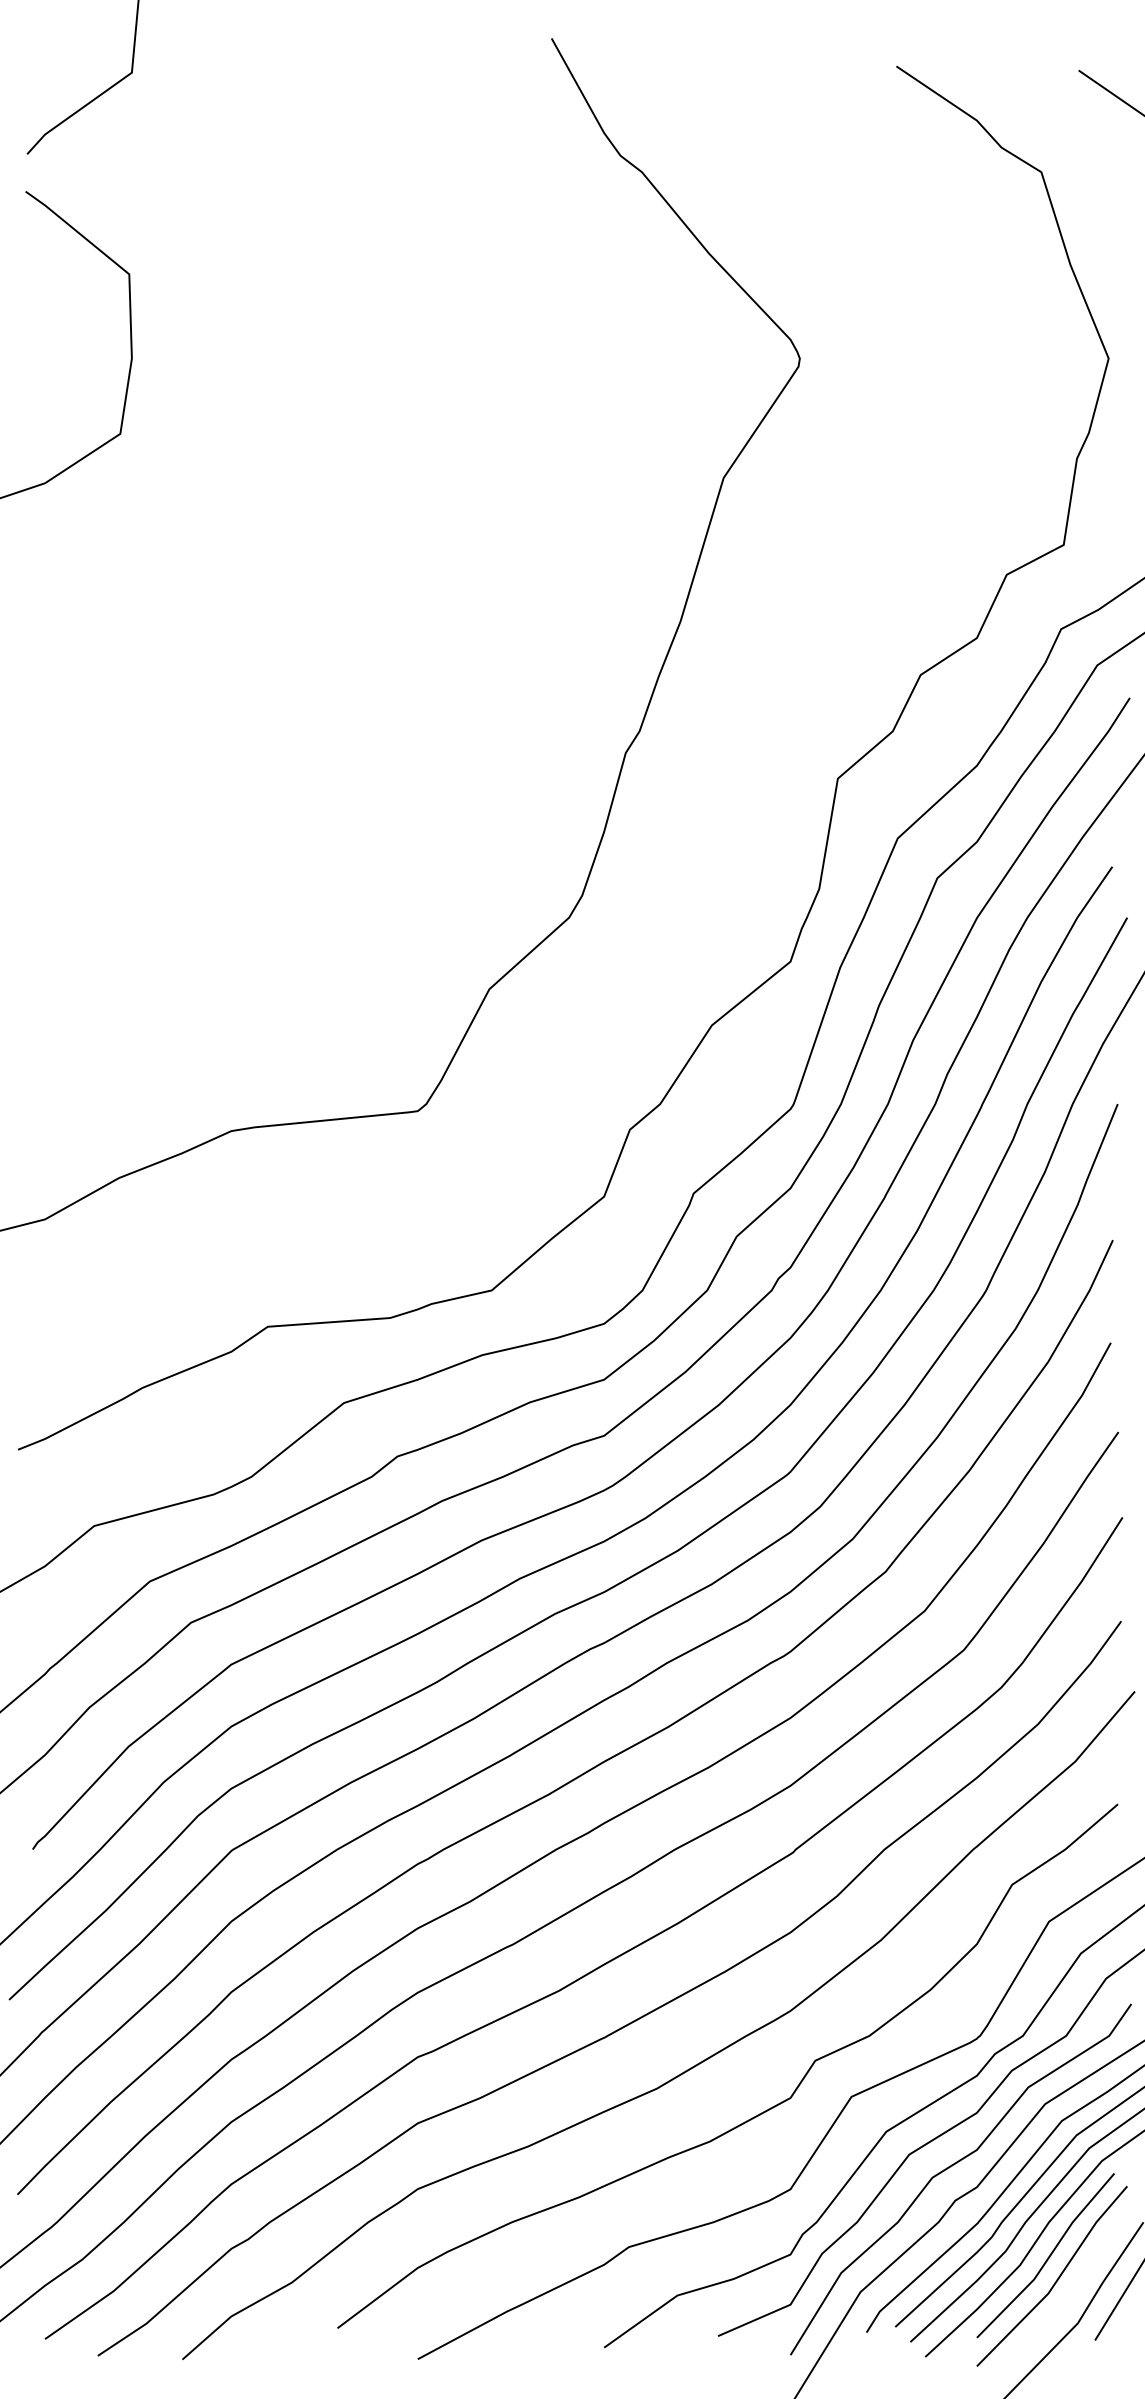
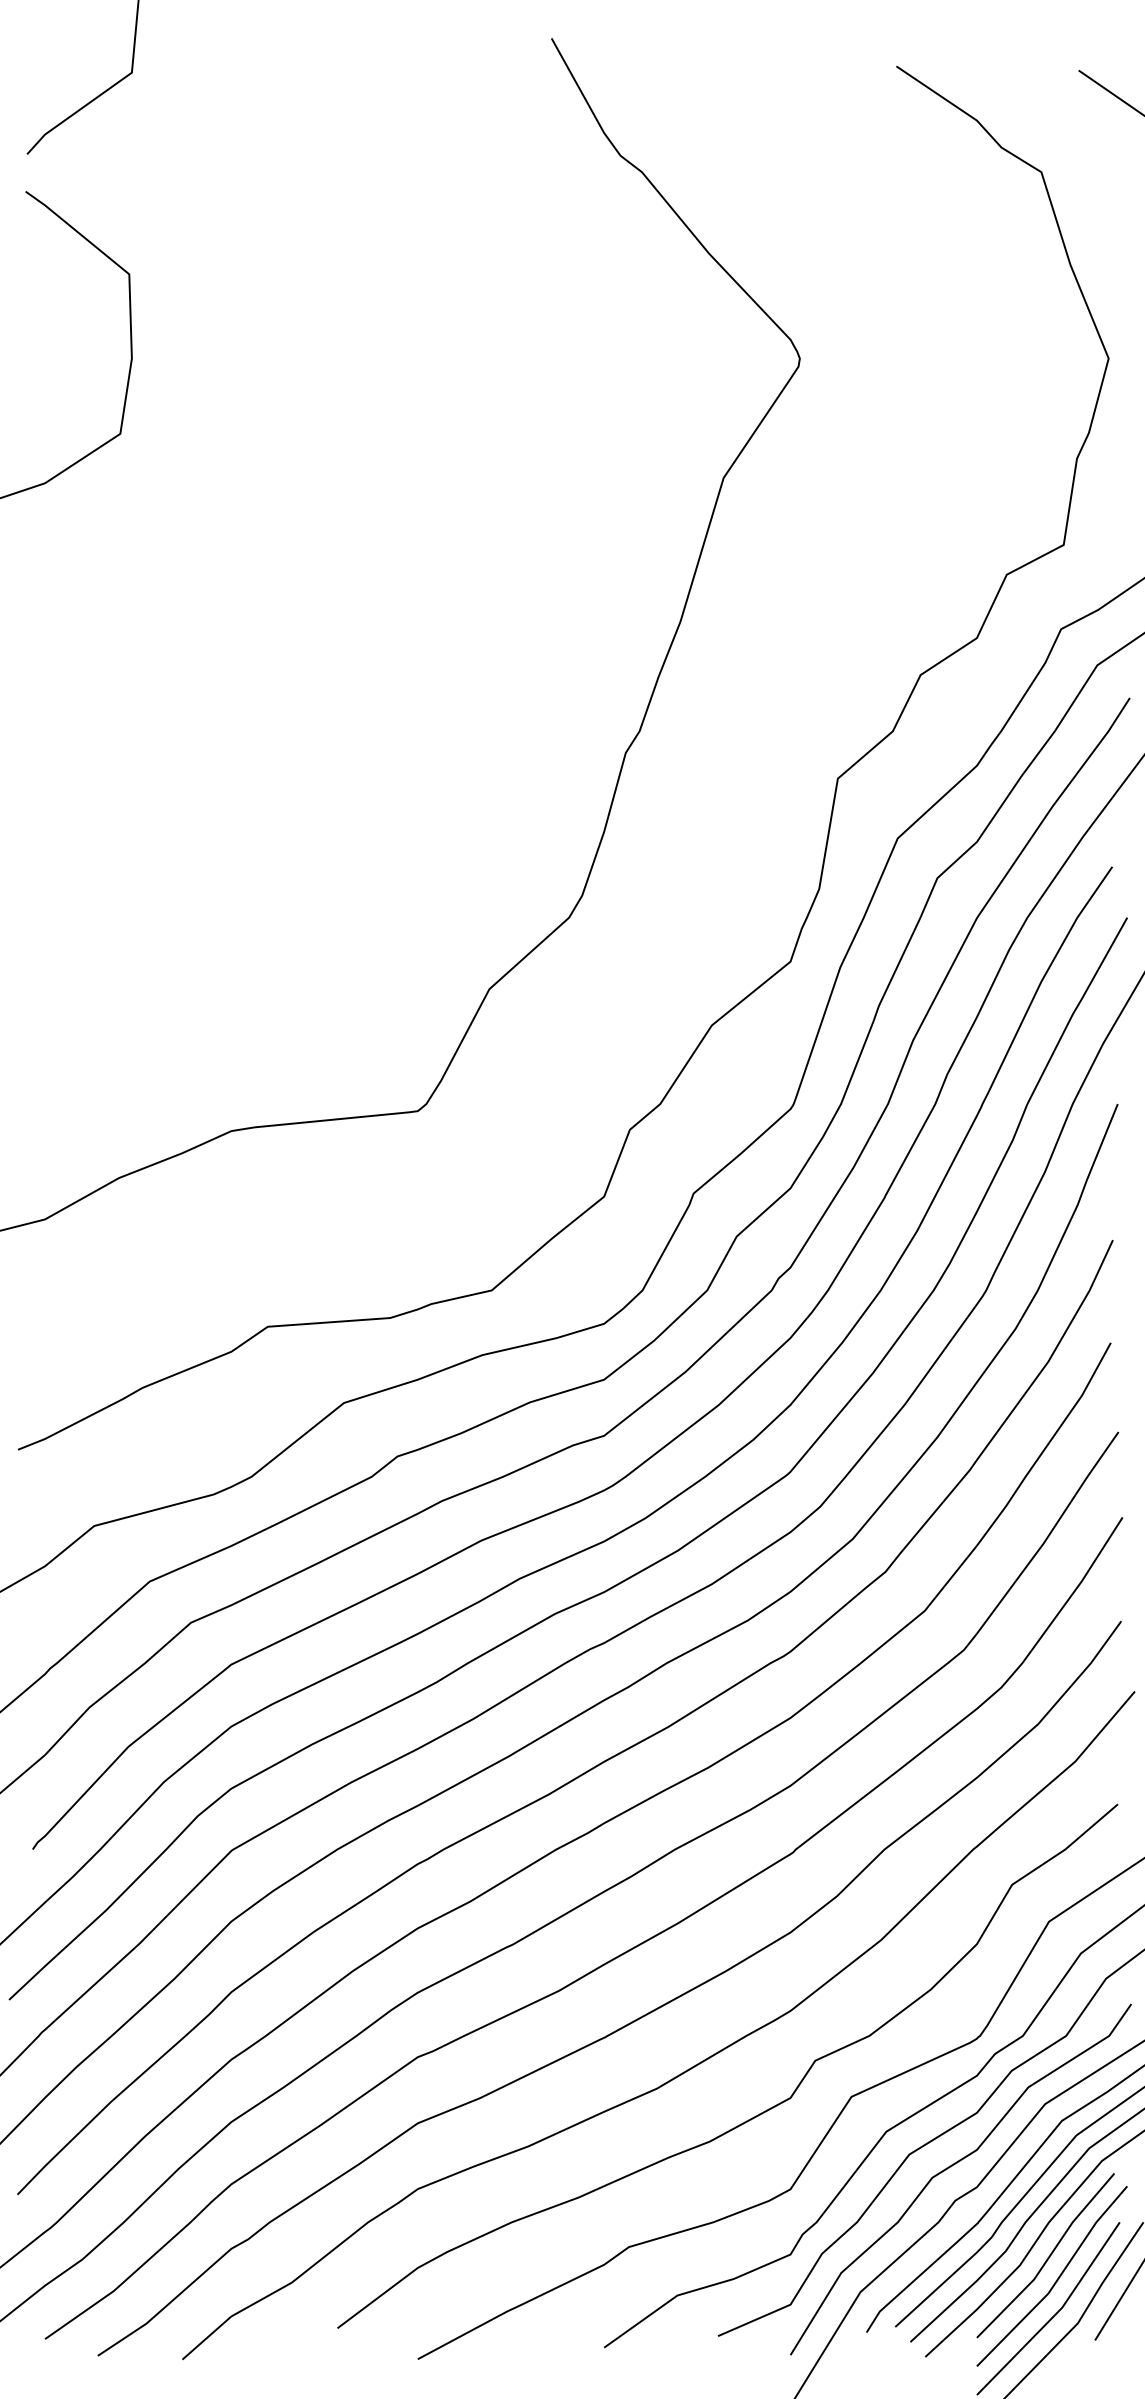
line: none -> present (1054, 2314)
